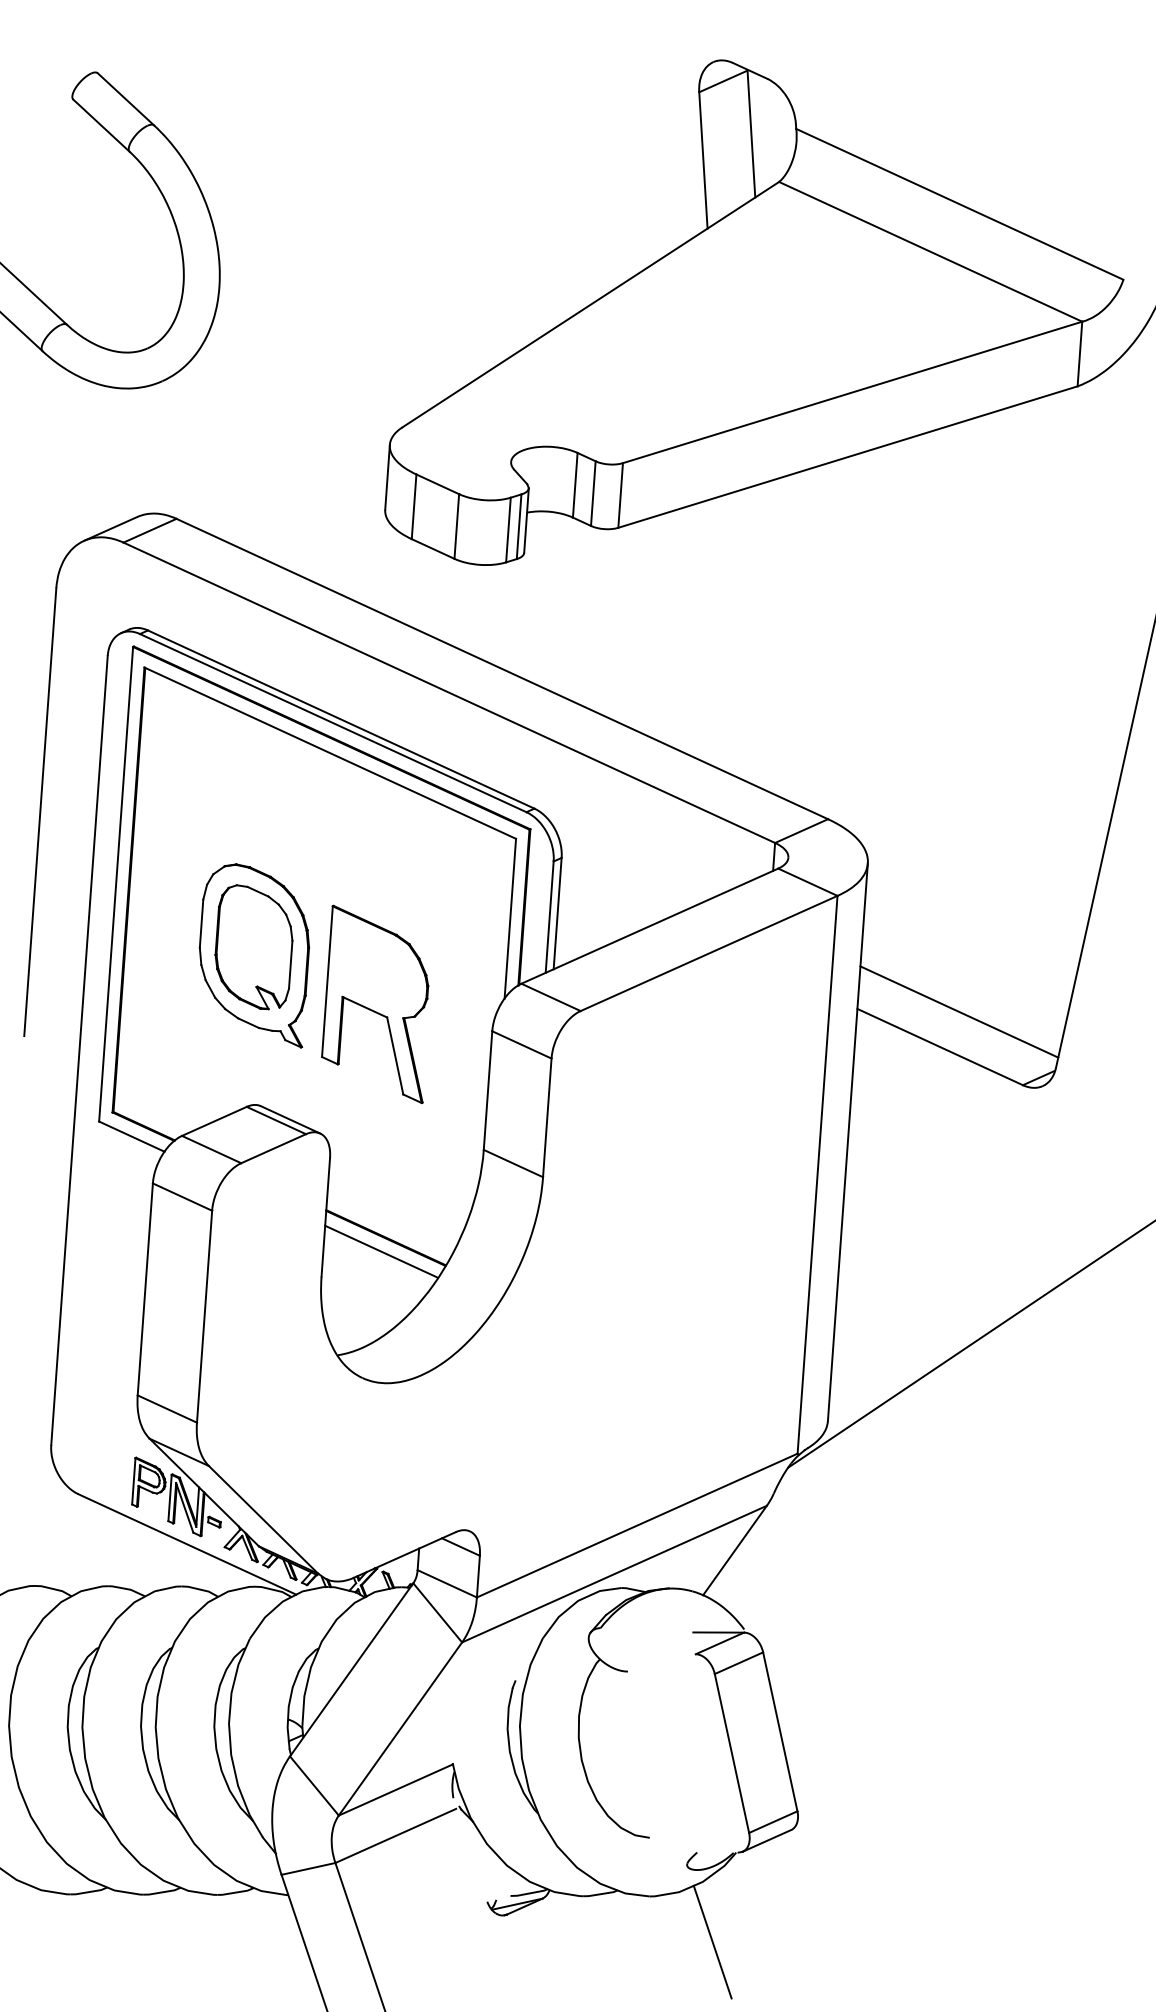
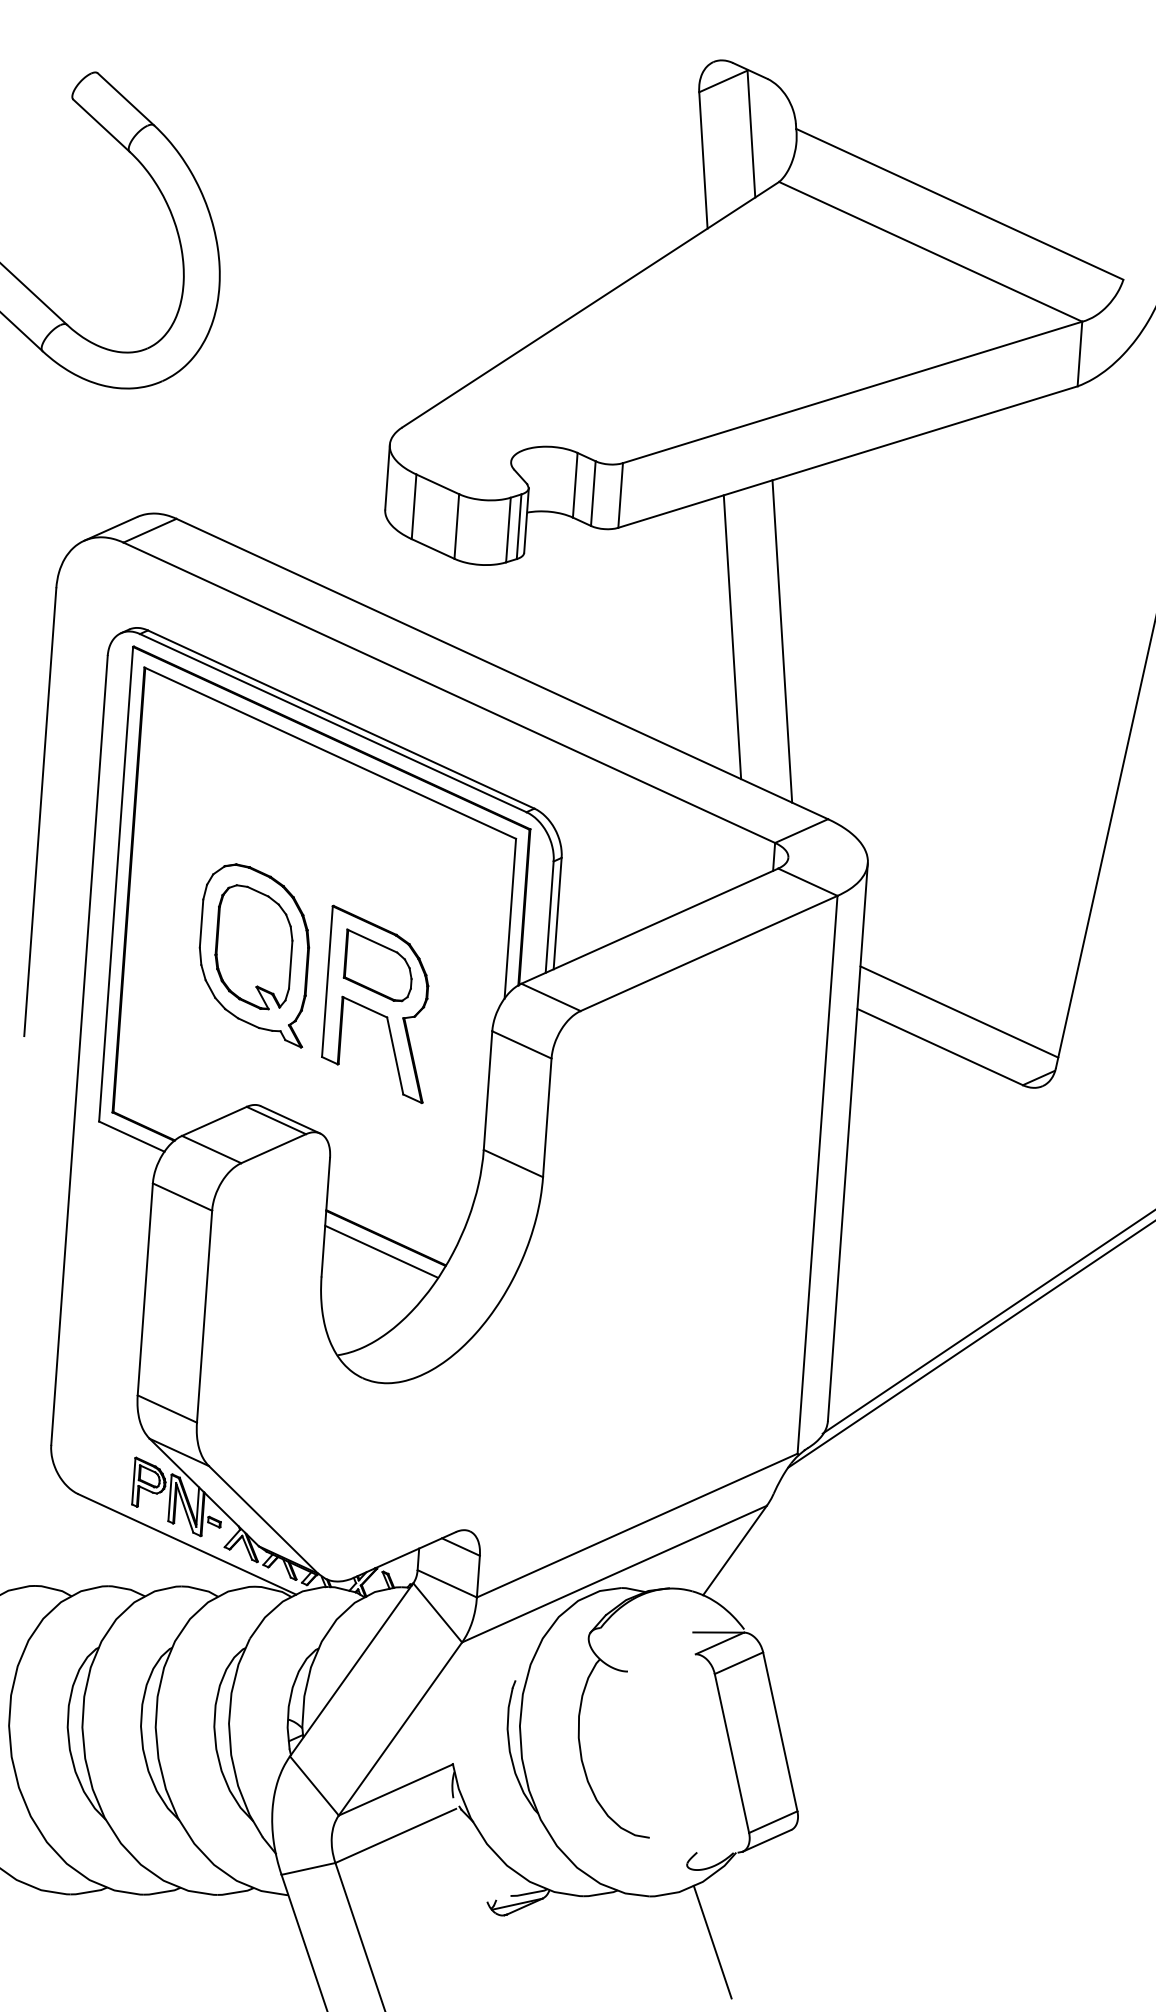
line: none -> present (732, 637)
line: none -> present (782, 641)
part: none -> present (377, 965)
line: none -> present (987, 1322)
